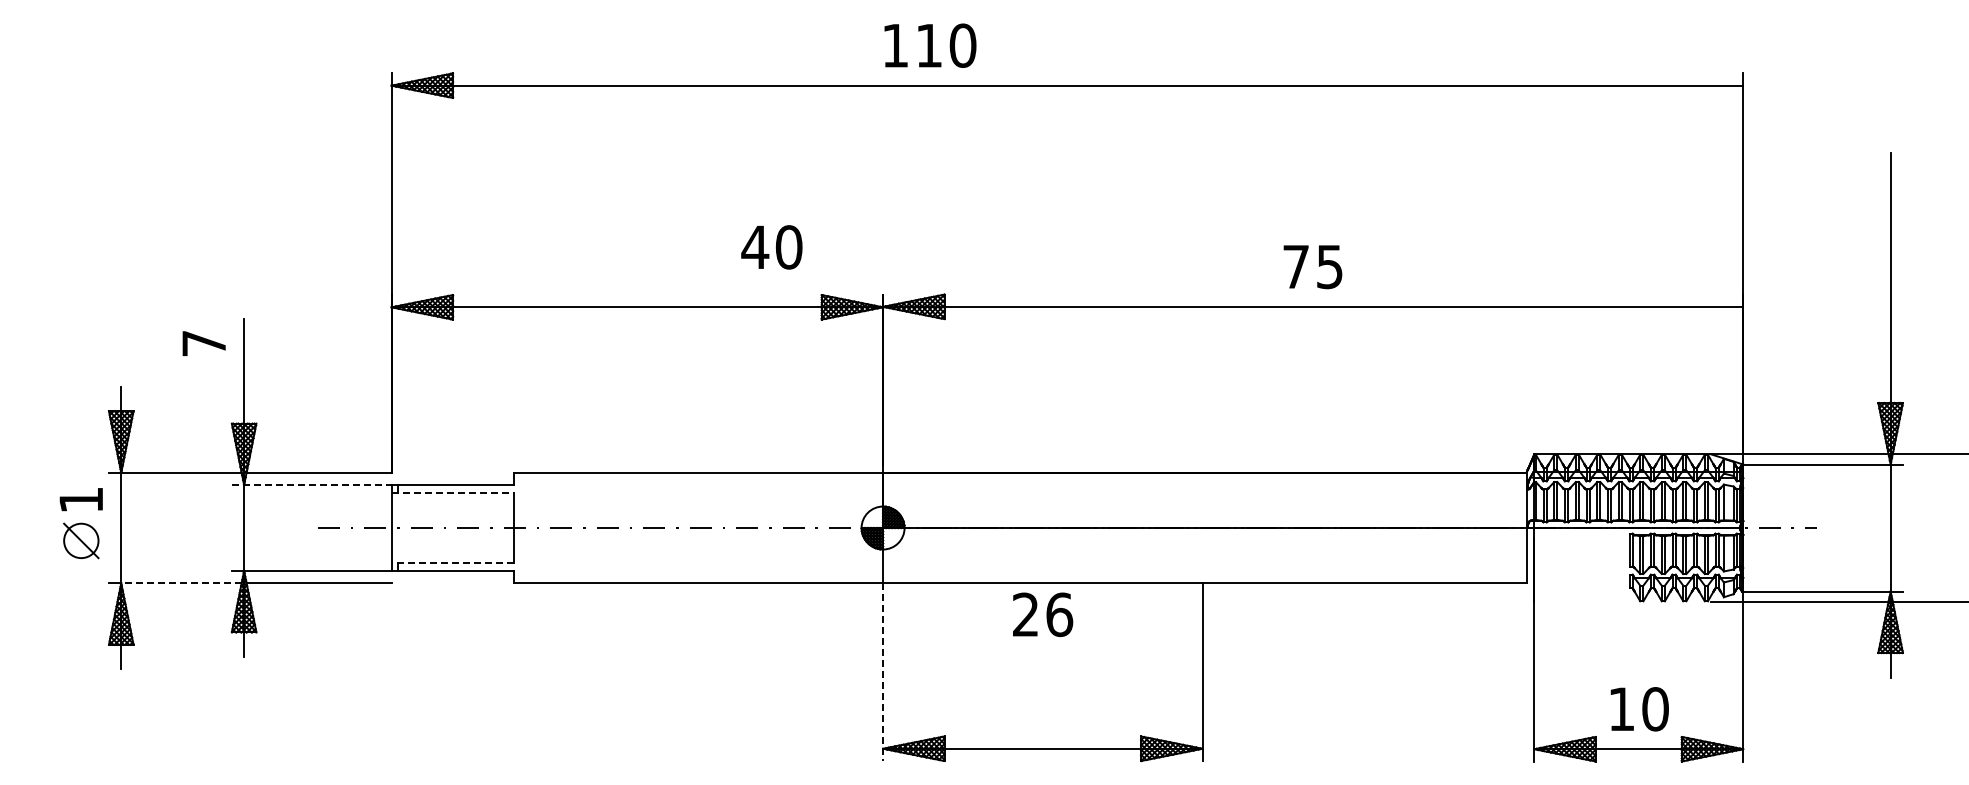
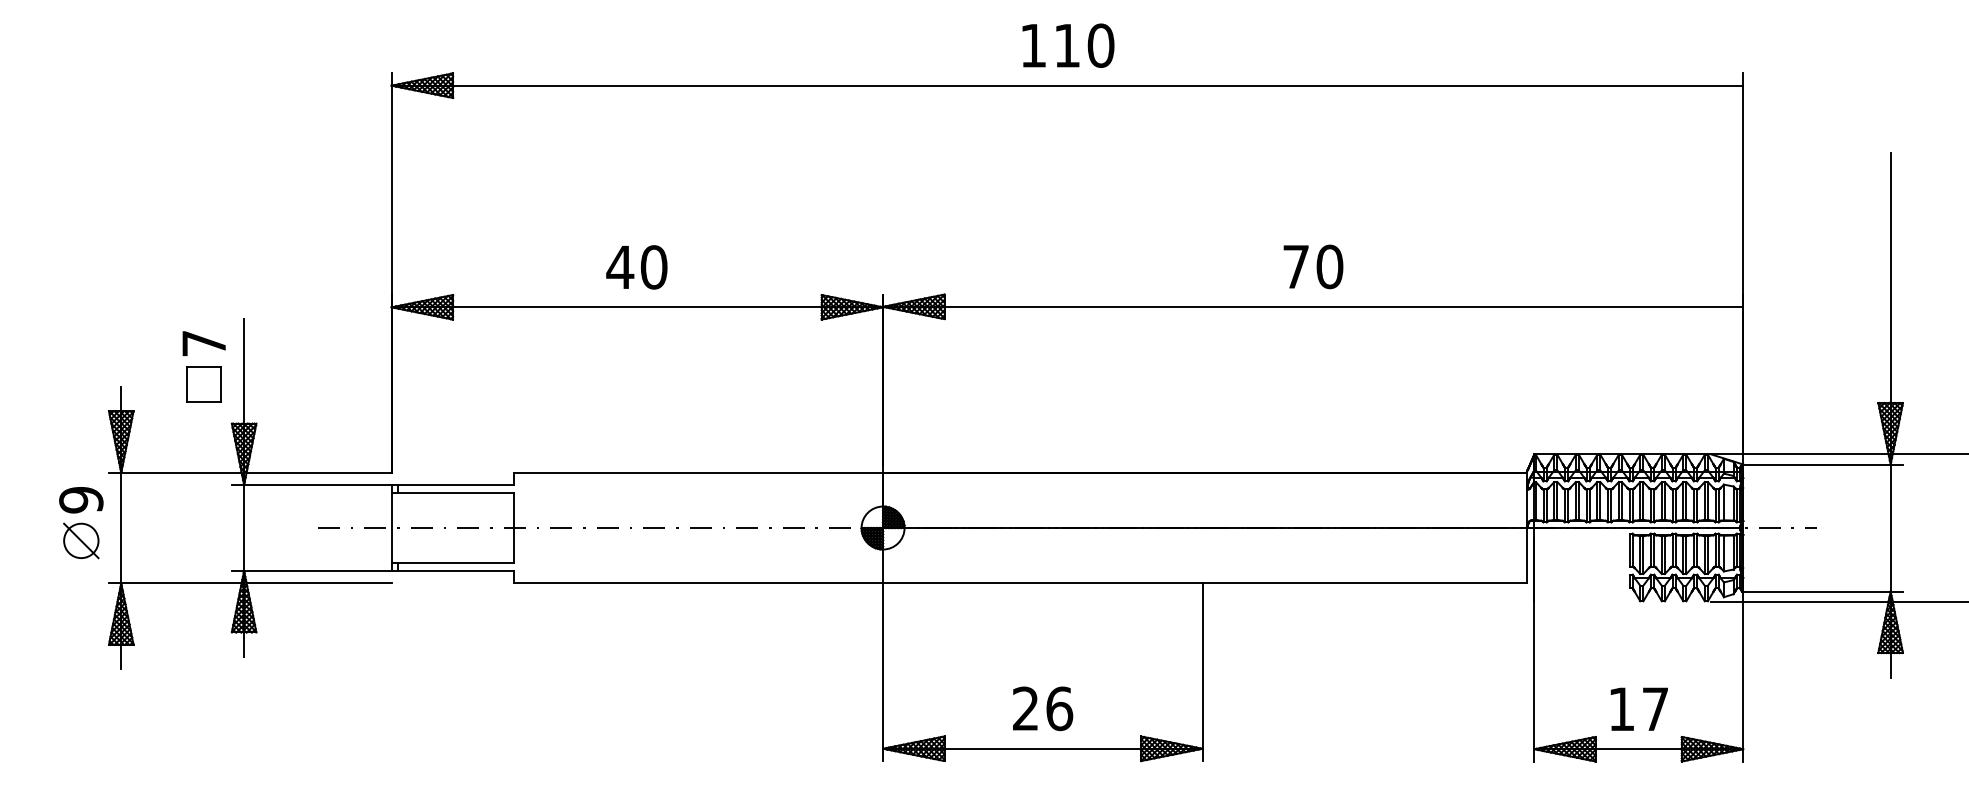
text position: (930, 45) -> (1068, 45) (1068, 45)
text position: (771, 247) -> (636, 267) (636, 267)
text: 75 -> 70 (1329, 266)
part: none -> present (203, 384)
line: dashed -> solid (311, 485)
line: dashed -> solid (453, 493)
text: 1 -> 9 (81, 500)
line: dashed -> solid (452, 562)
line: dashed -> solid (180, 583)
text position: (1043, 614) -> (1043, 708) (1043, 708)
line: dashed -> solid (883, 672)
text: 10 -> 17 (1655, 709)
